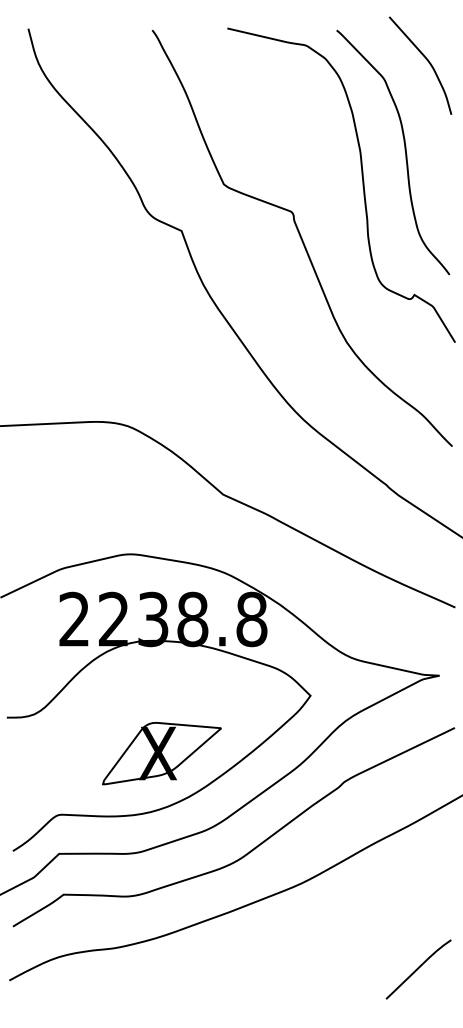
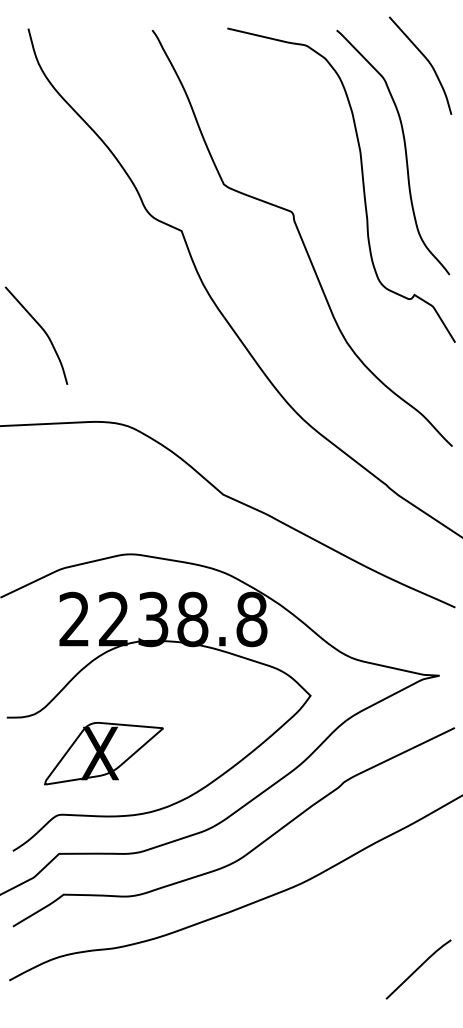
curve: none -> present (41, 329)
part position: (161, 753) -> (103, 753) (103, 753)
